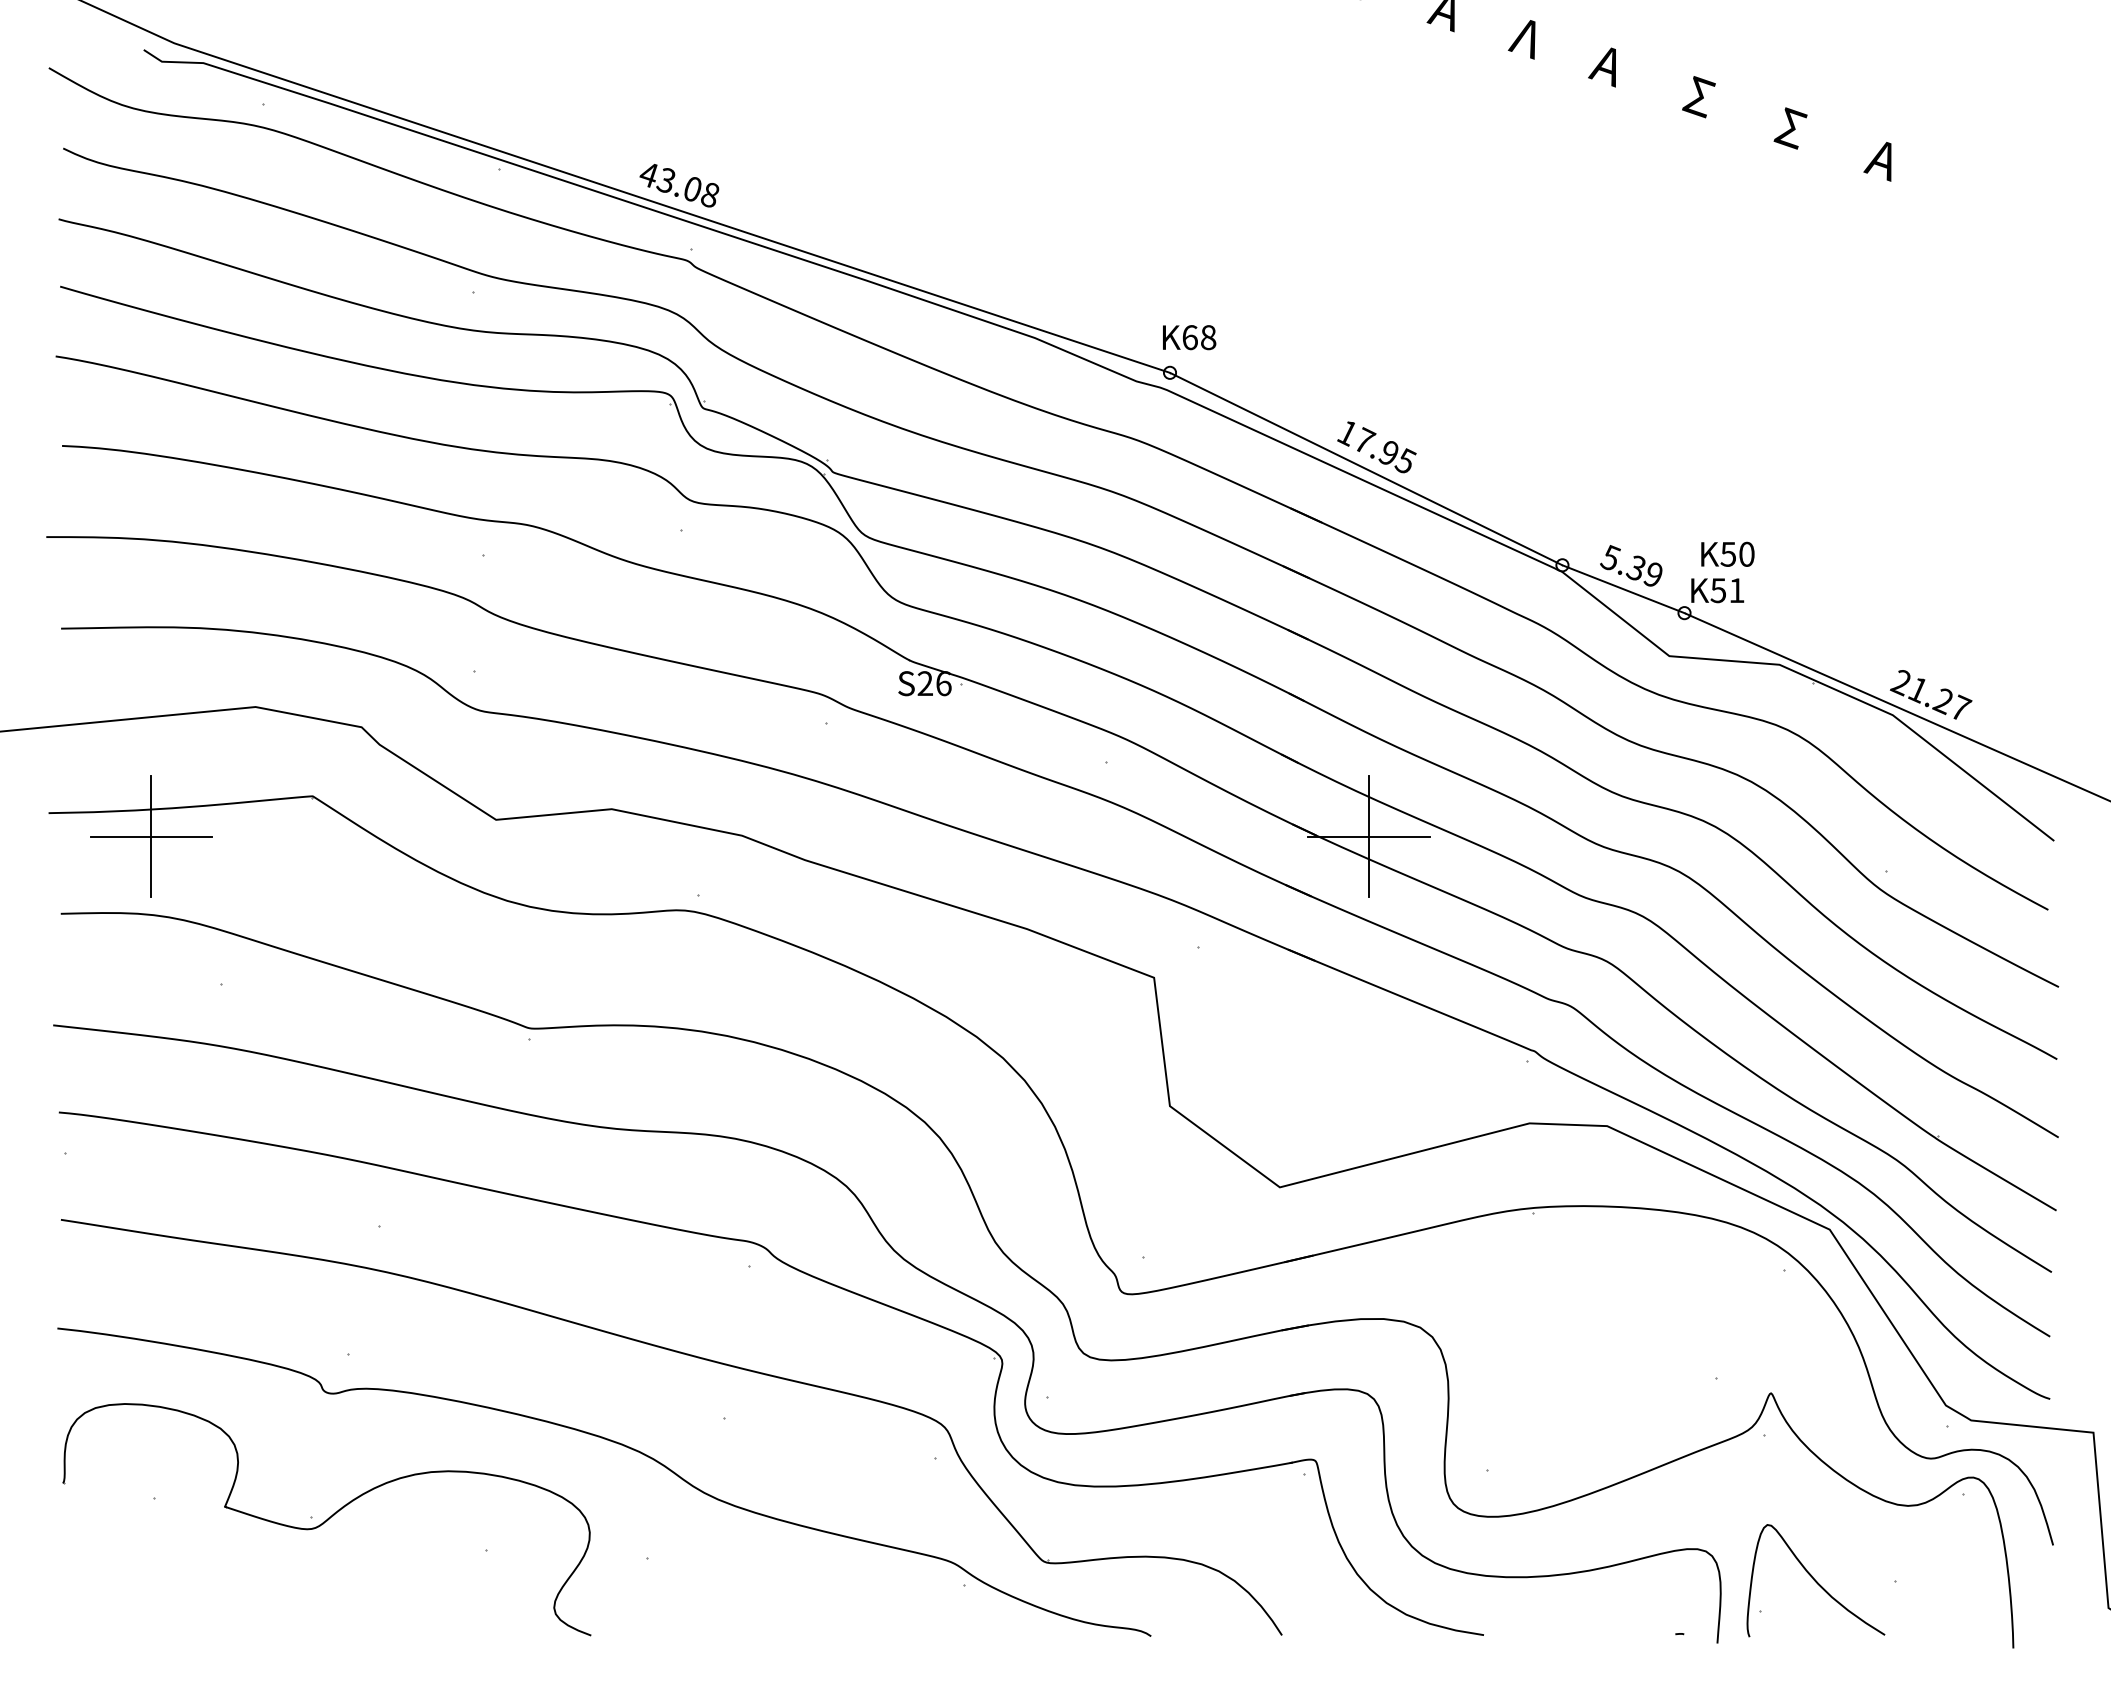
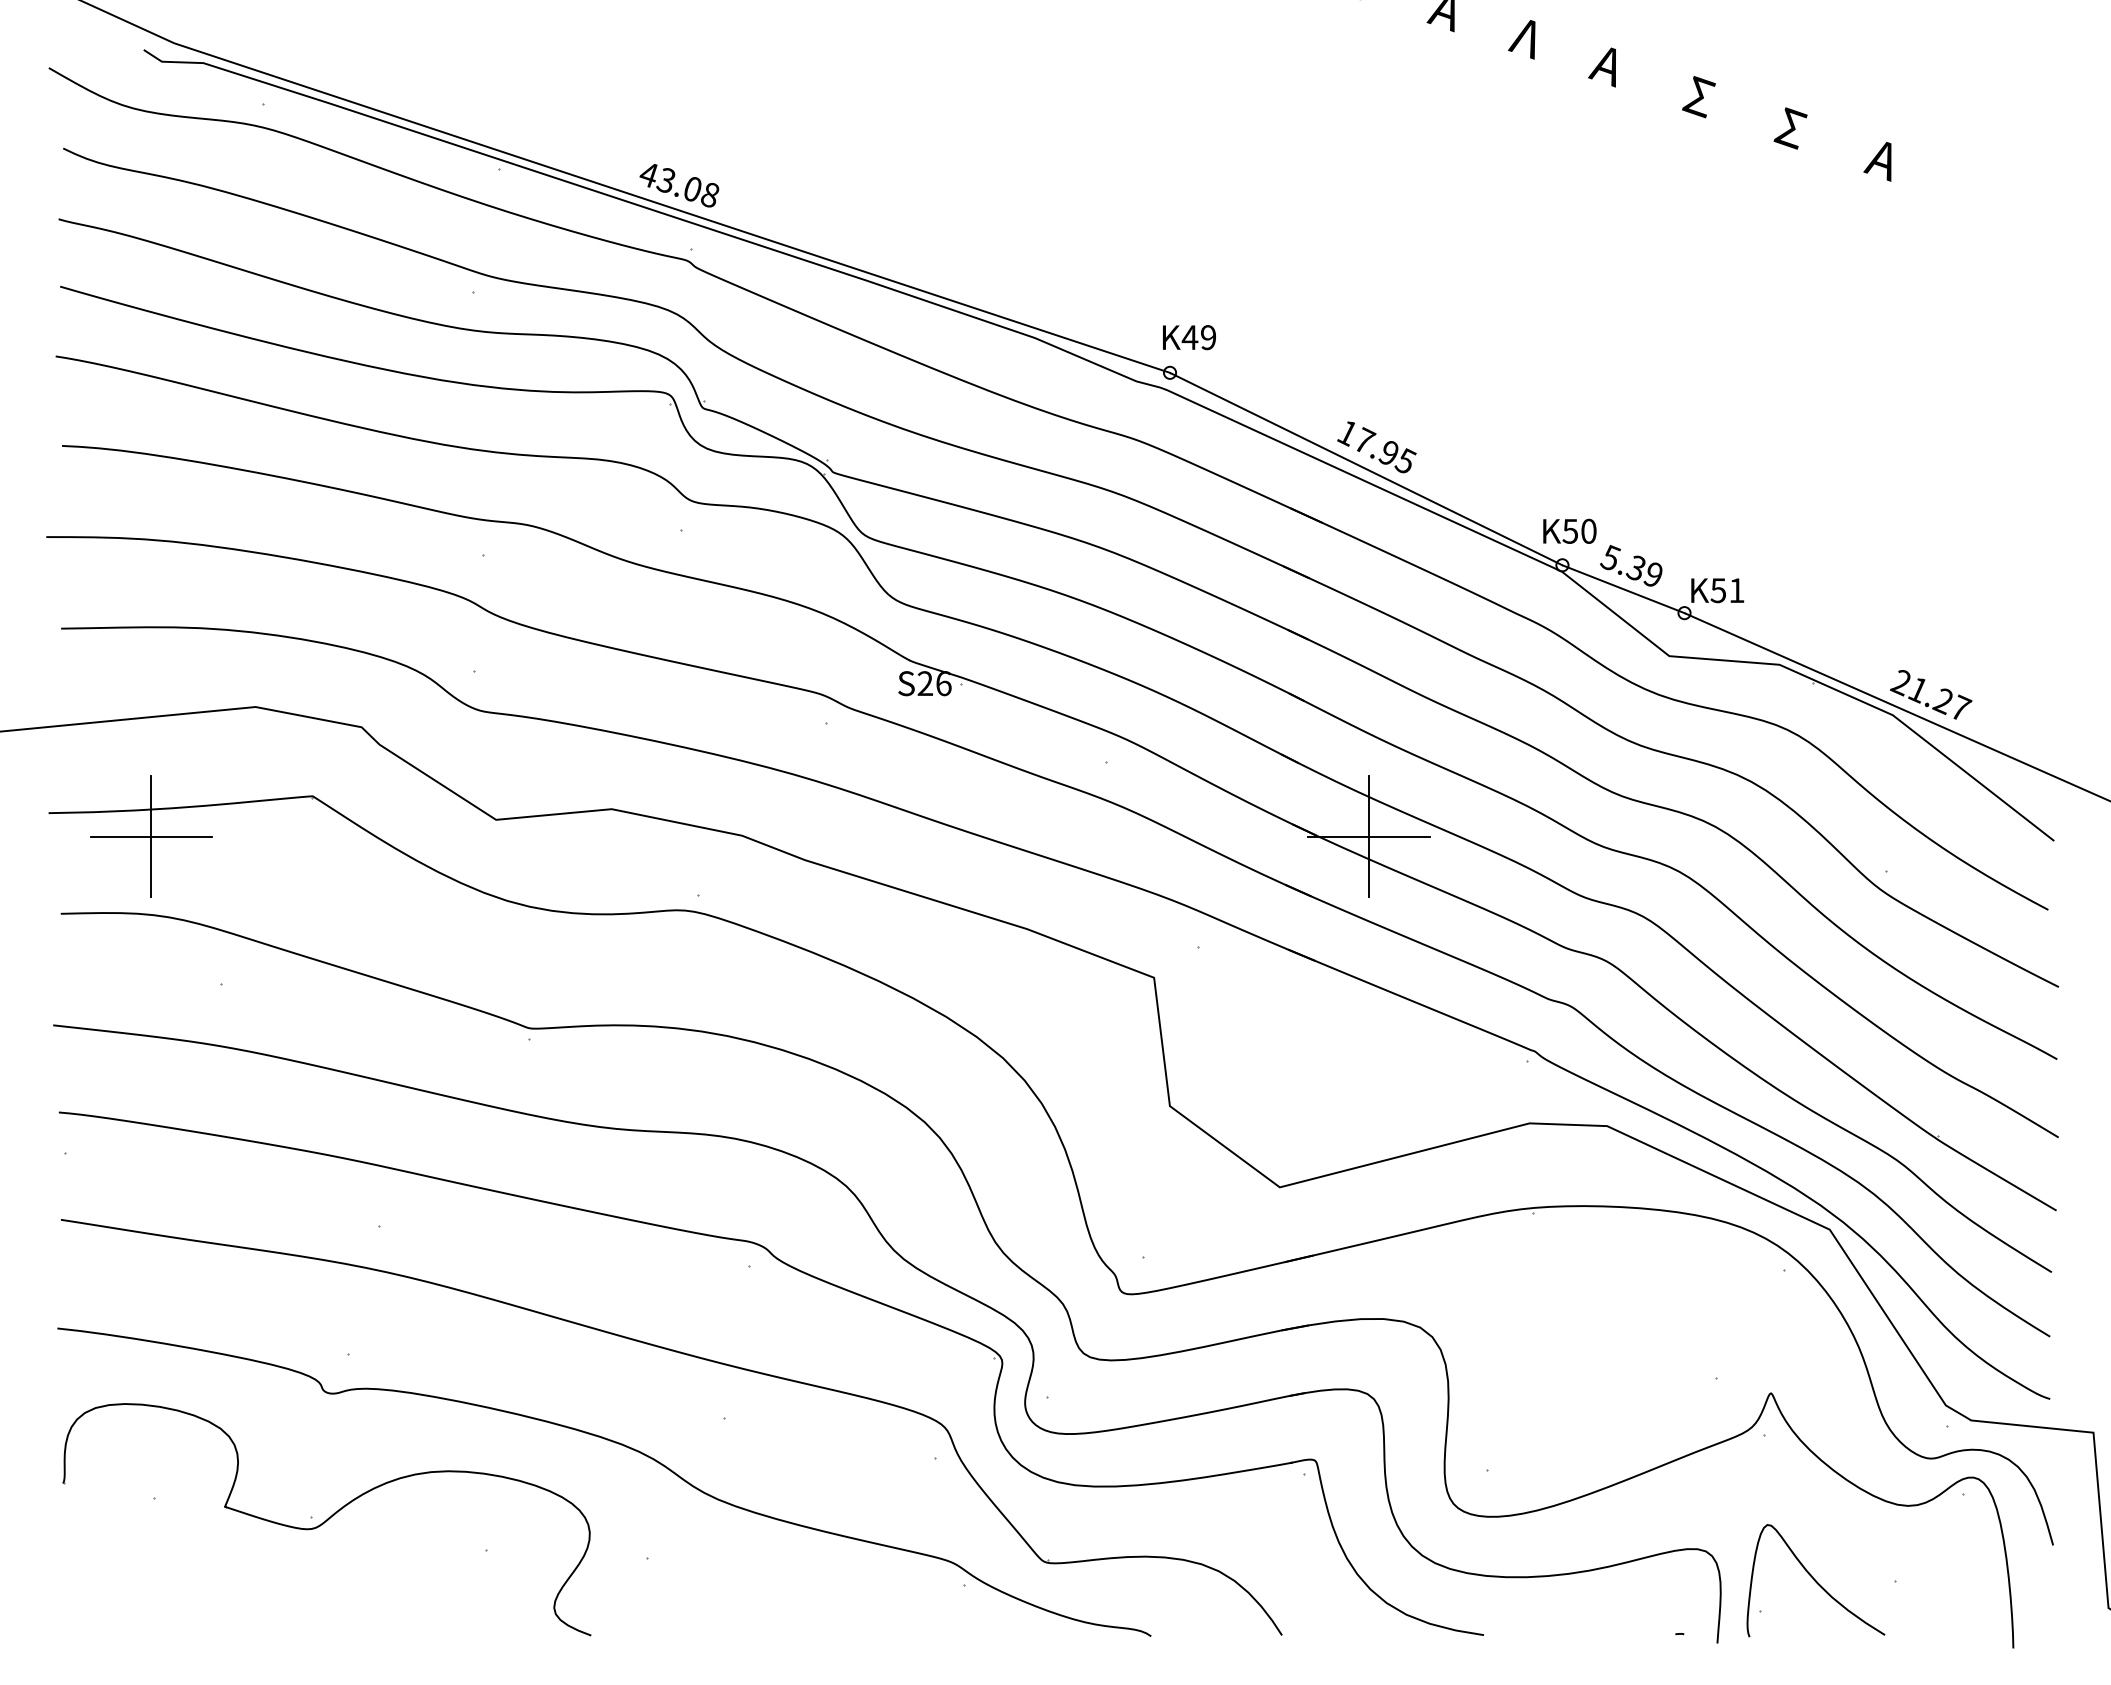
text: 68 -> 49 (1198, 337)
text position: (1727, 553) -> (1569, 530) (1569, 530)
